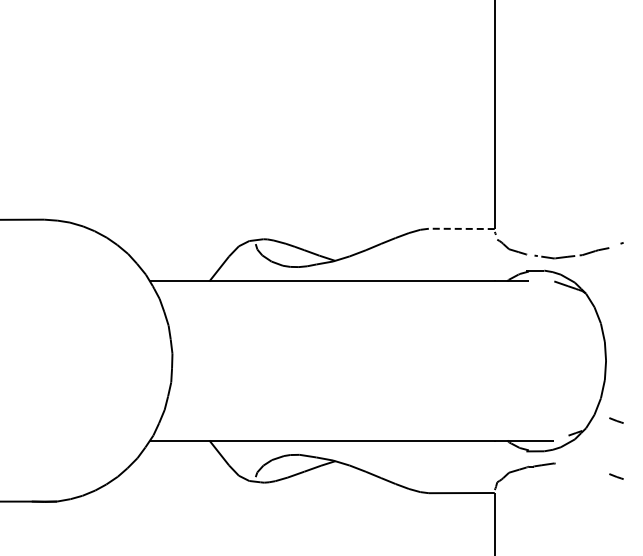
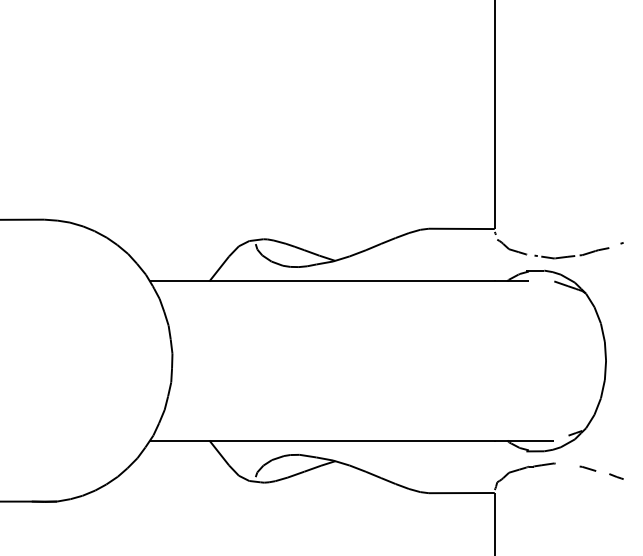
line: dashed -> solid (461, 228)
line: present -> none (616, 420)
line: none -> present (587, 468)
